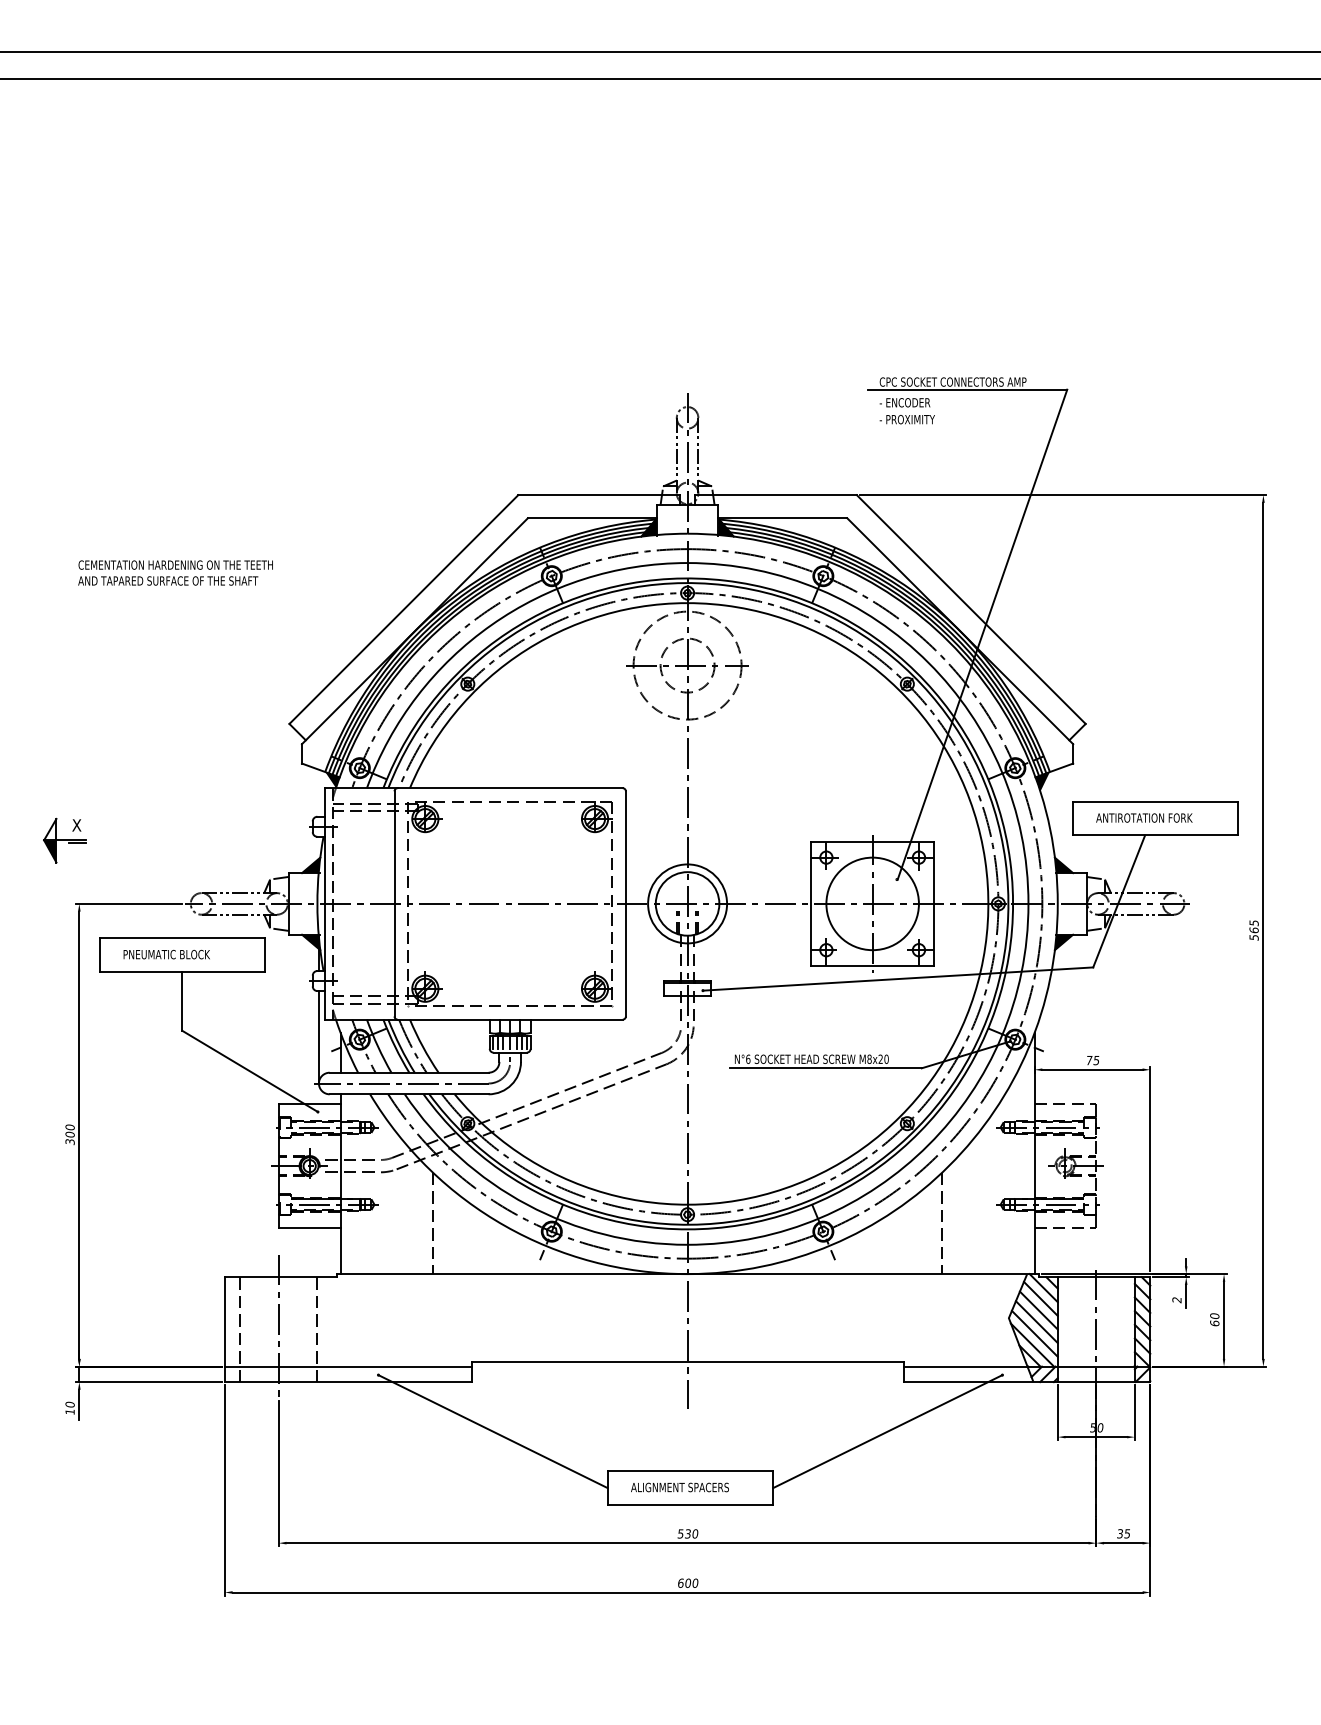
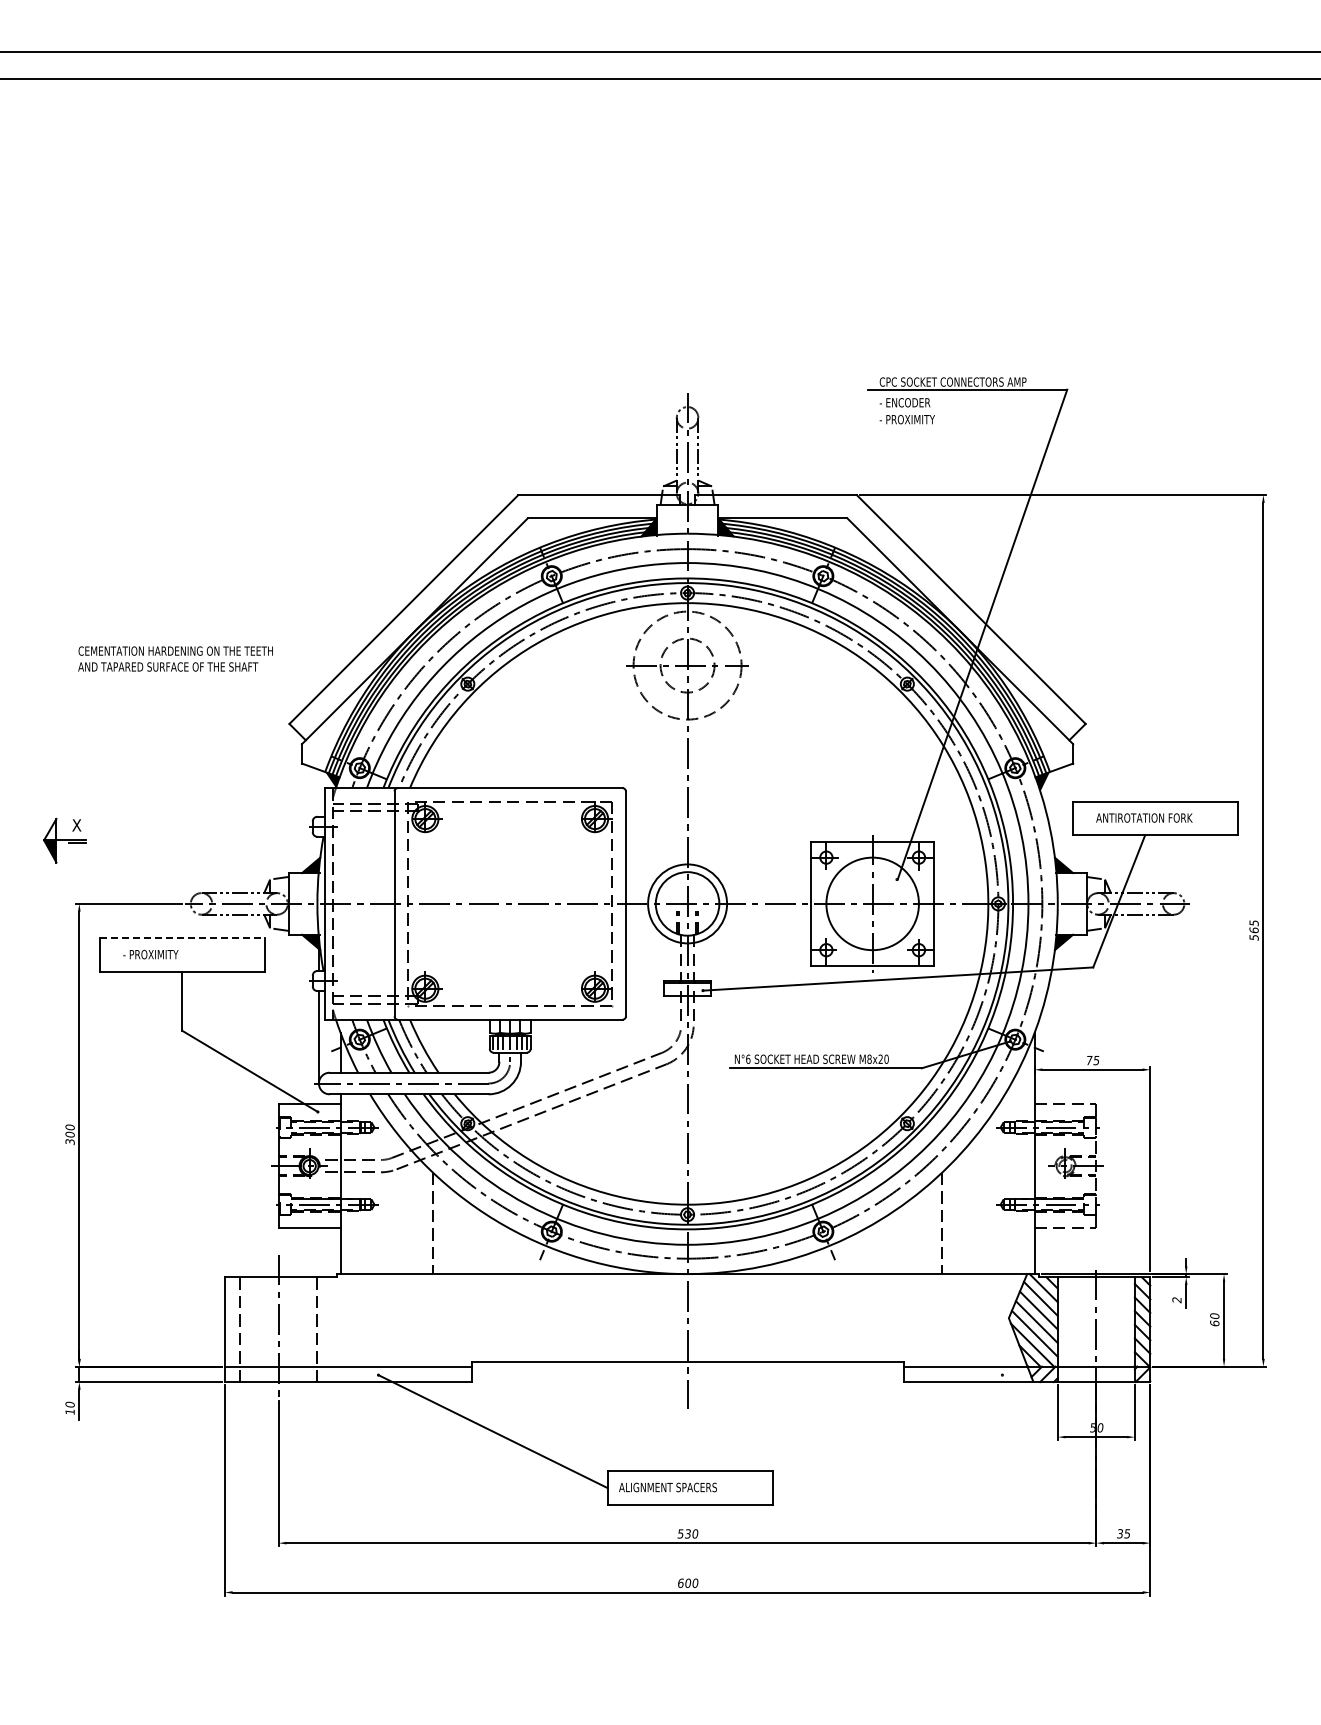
text position: (175, 572) -> (175, 658) (175, 658)
line: solid -> dashed (182, 938)
text: PNEUMATIC BLOCK -> - PROXIMITY (166, 954)
line: present -> none (887, 1431)
text position: (679, 1487) -> (667, 1487) (667, 1487)
